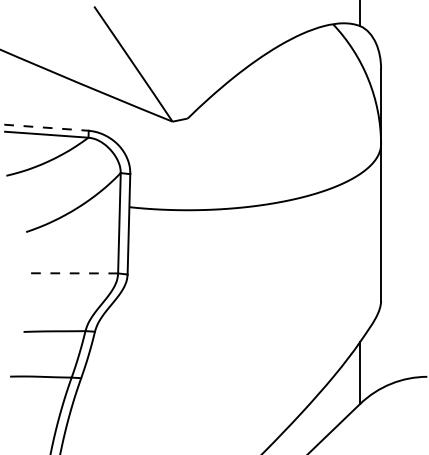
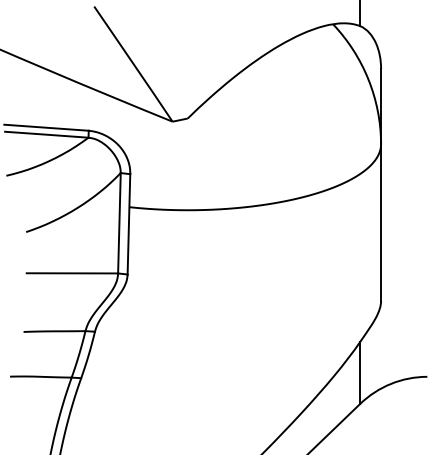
line: dashed -> solid (47, 127)
line: dashed -> solid (72, 273)
